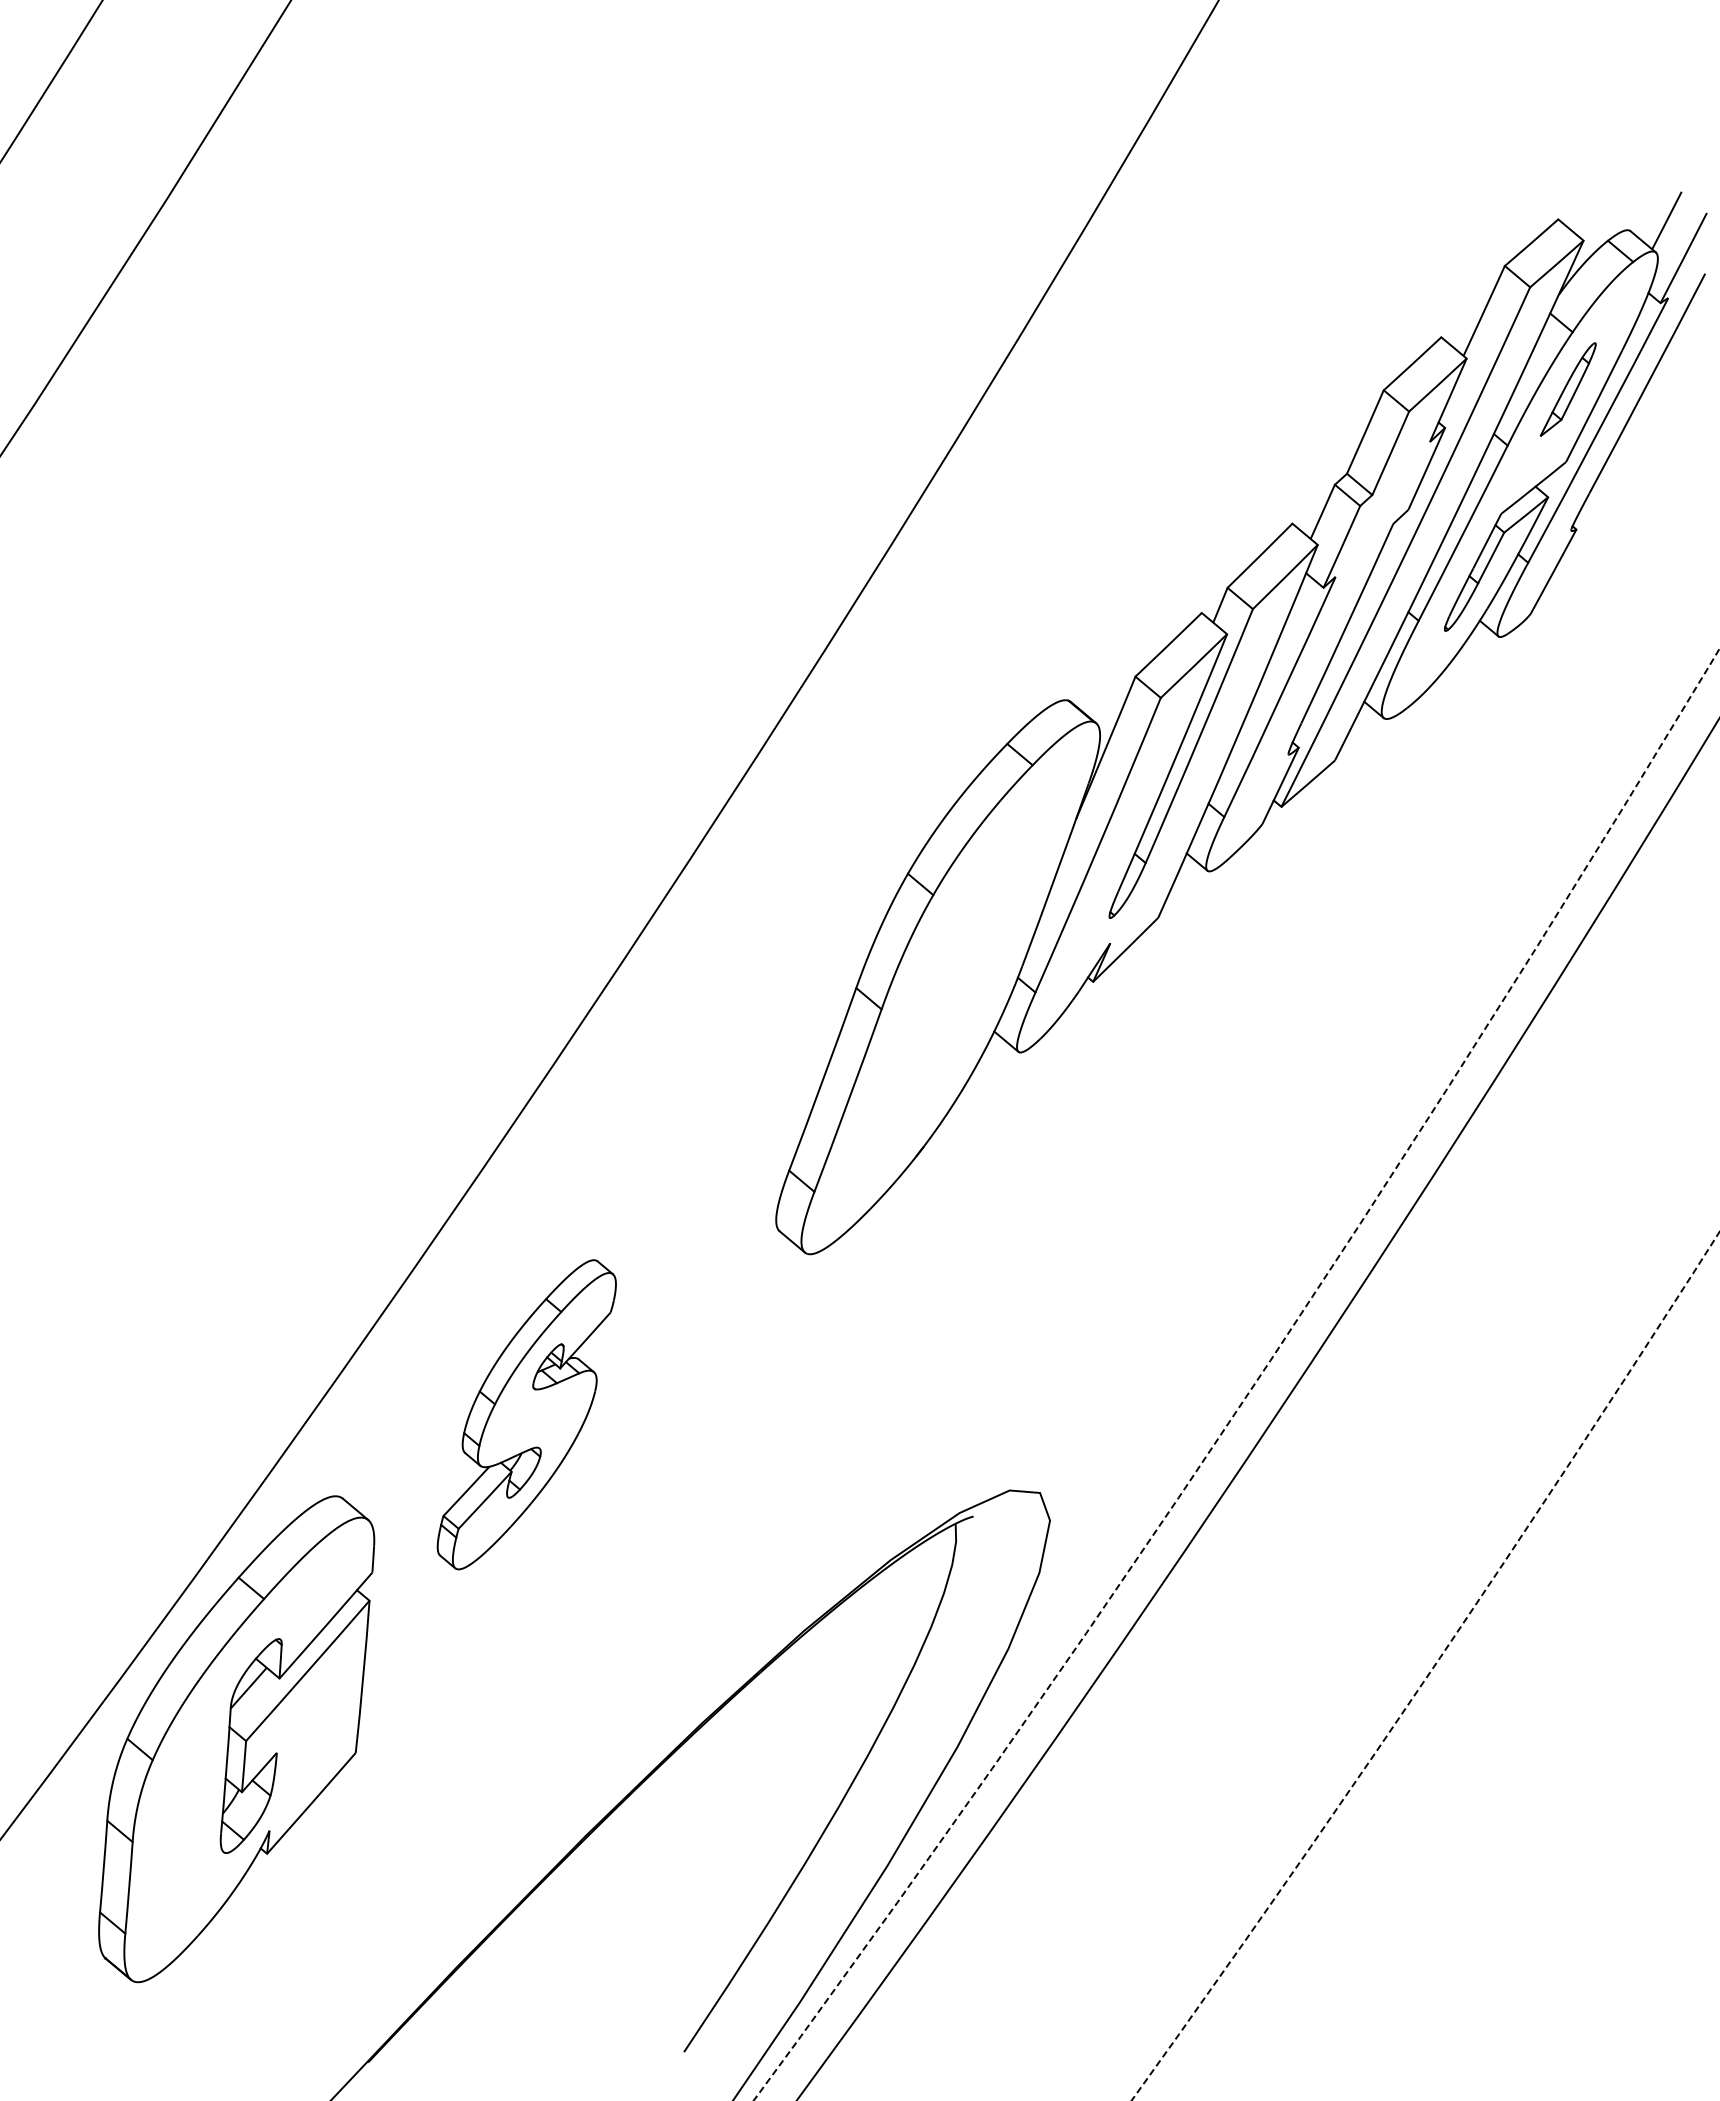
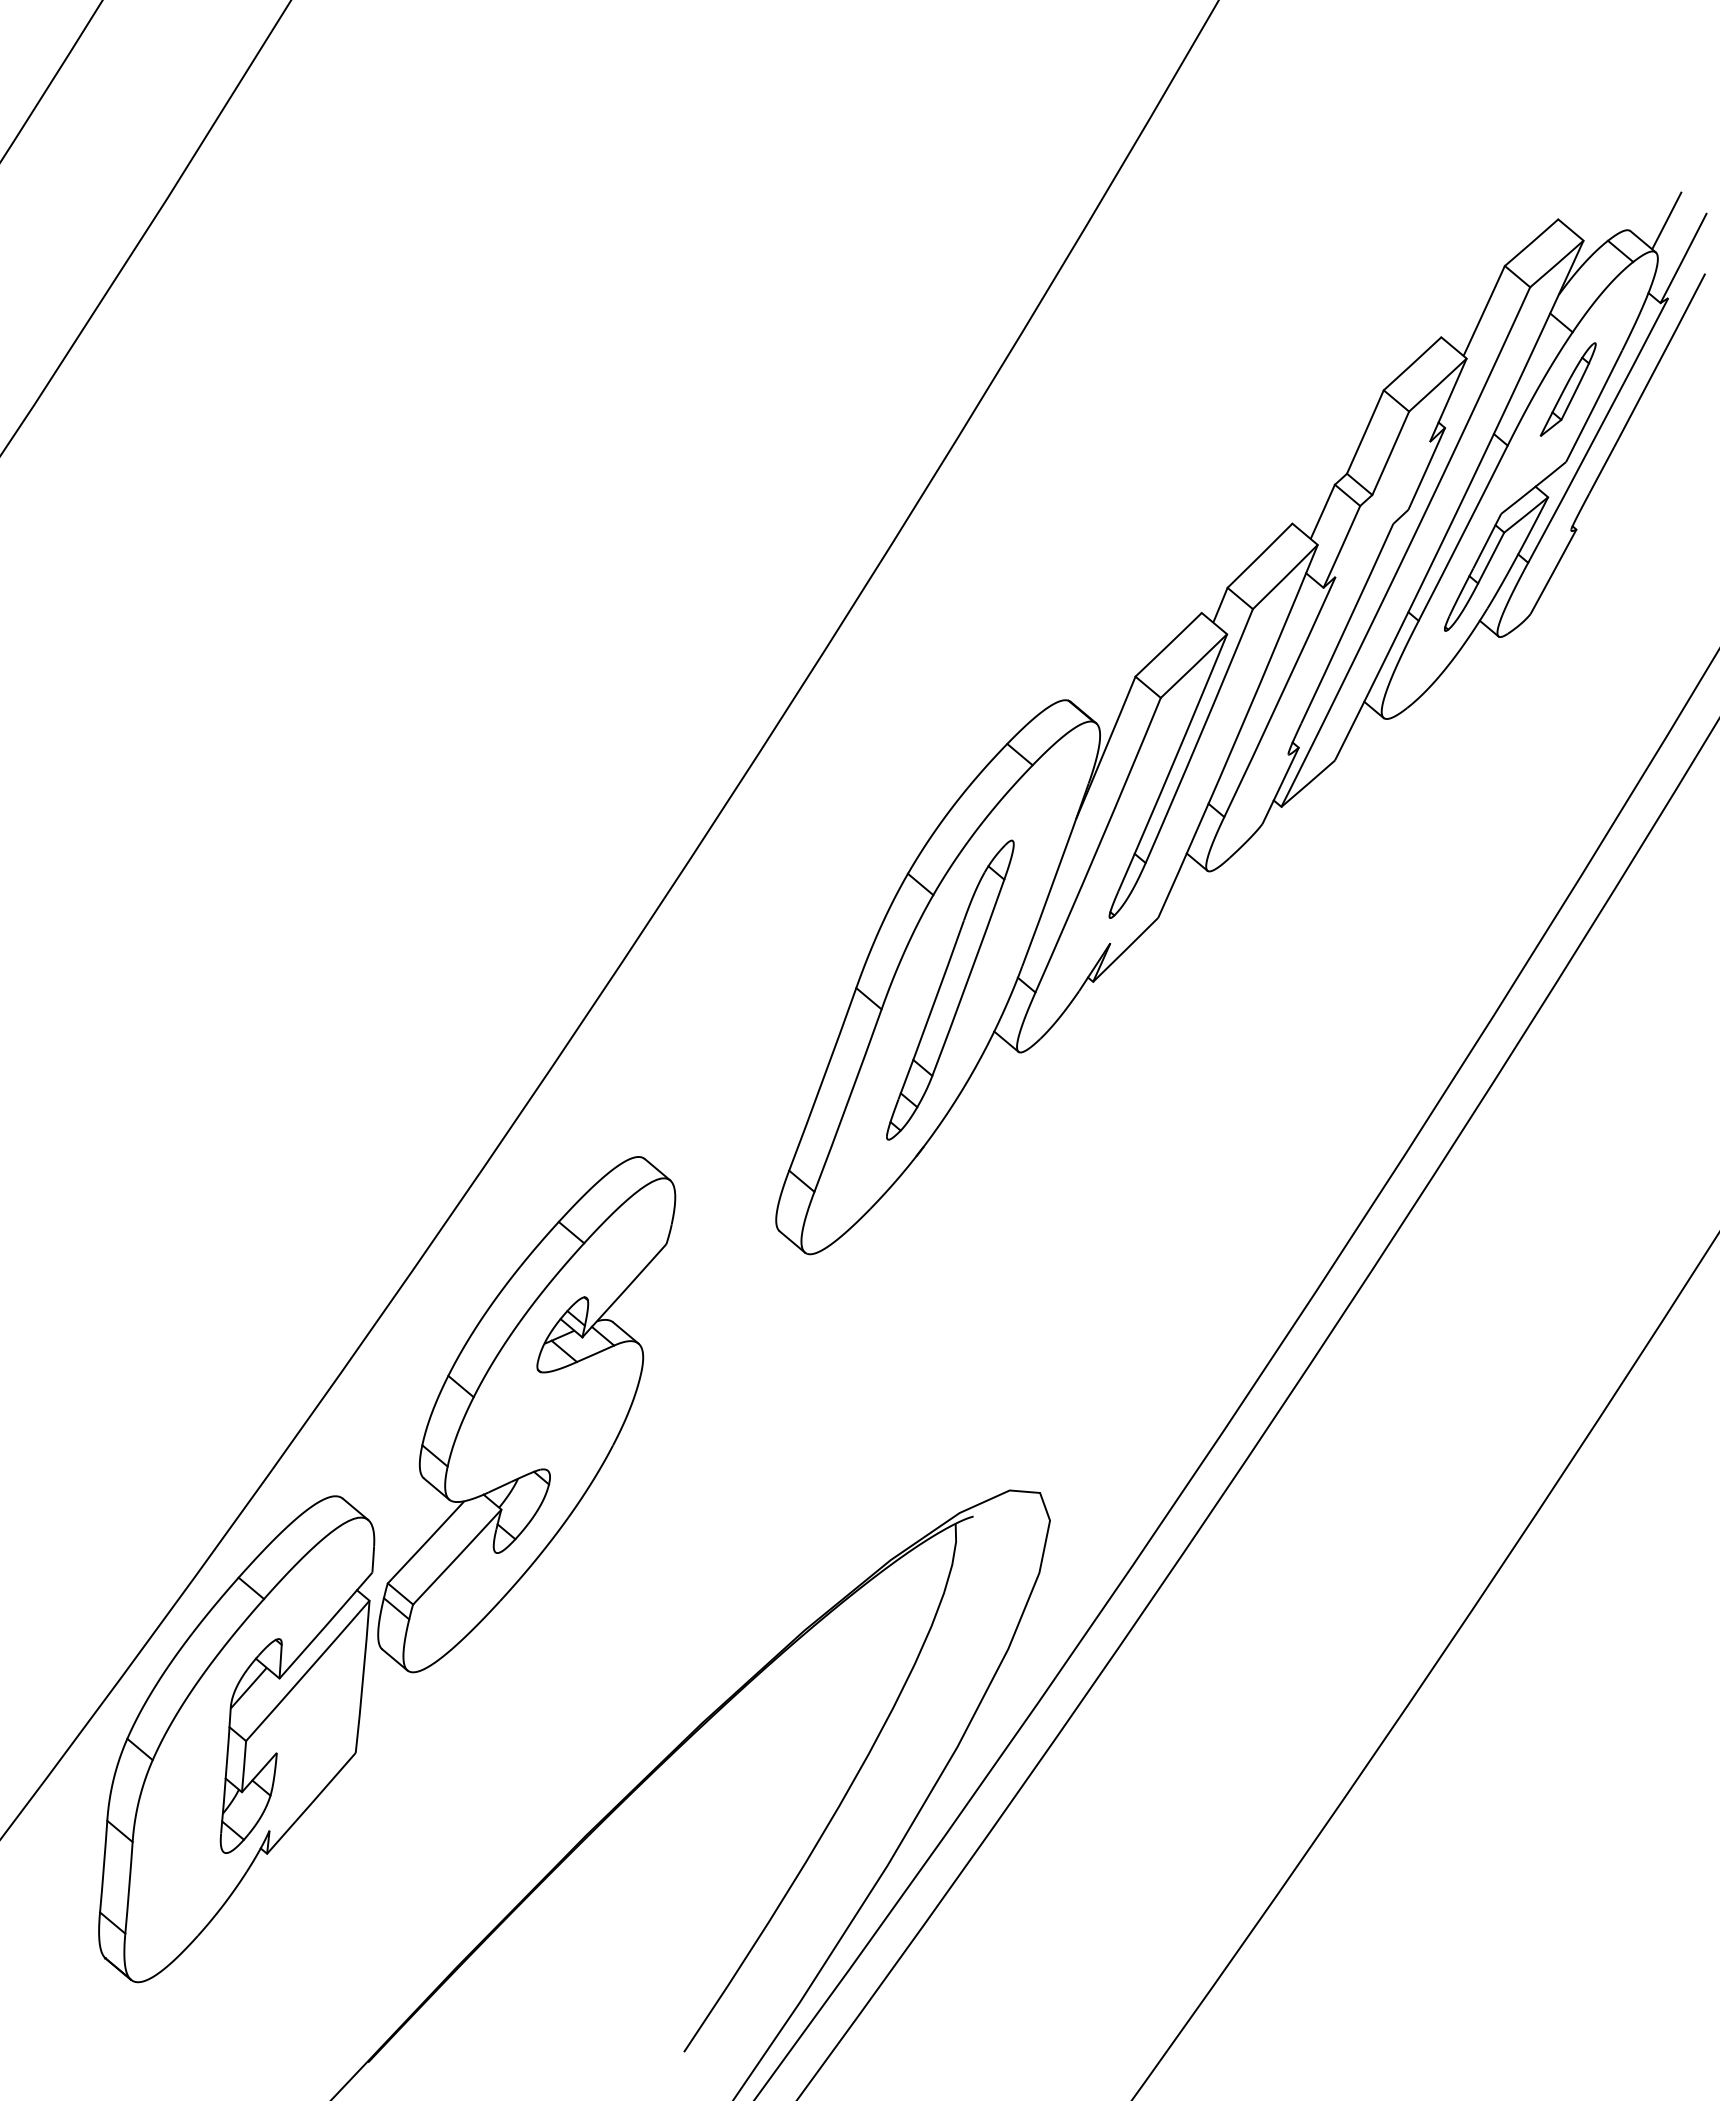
part: none -> present (950, 989)
arc: dashed -> solid (1253, 1385)
part size: 181x312 px -> 300x518 px (526, 1414)
circle: dashed -> solid (1425, 1665)
